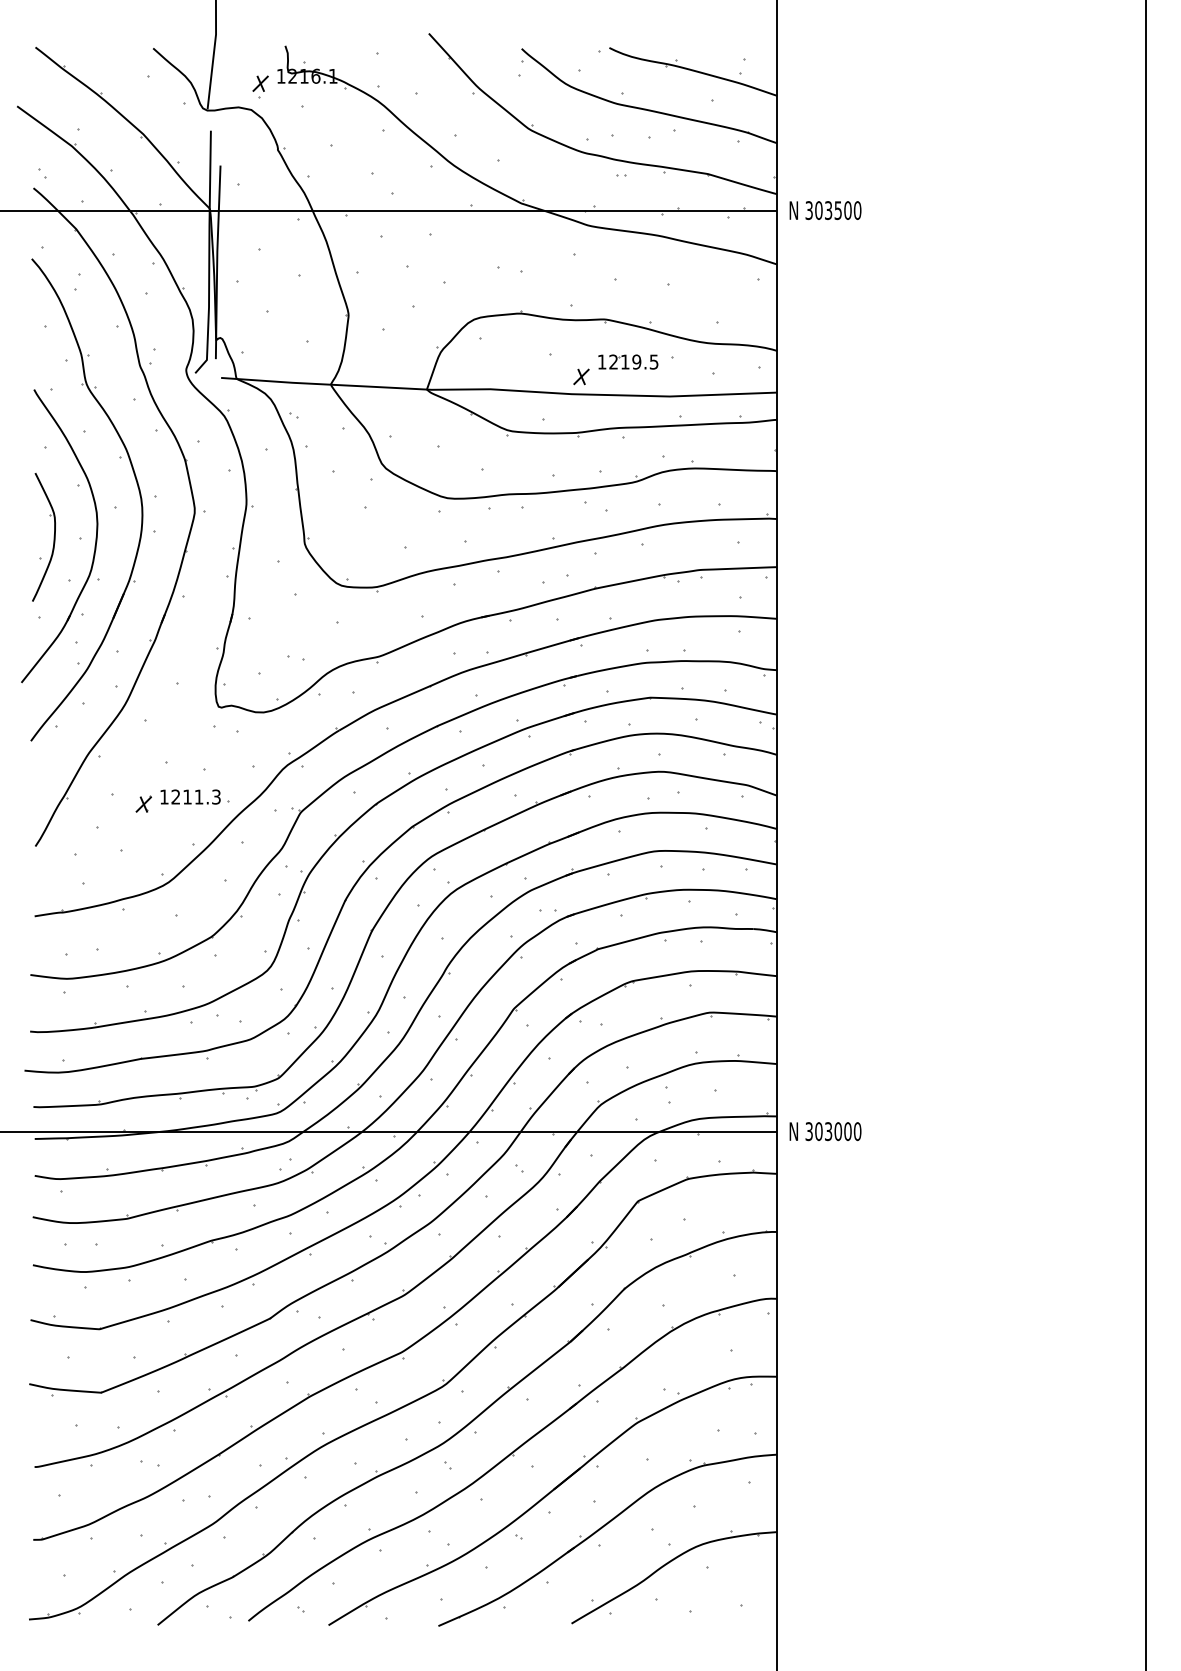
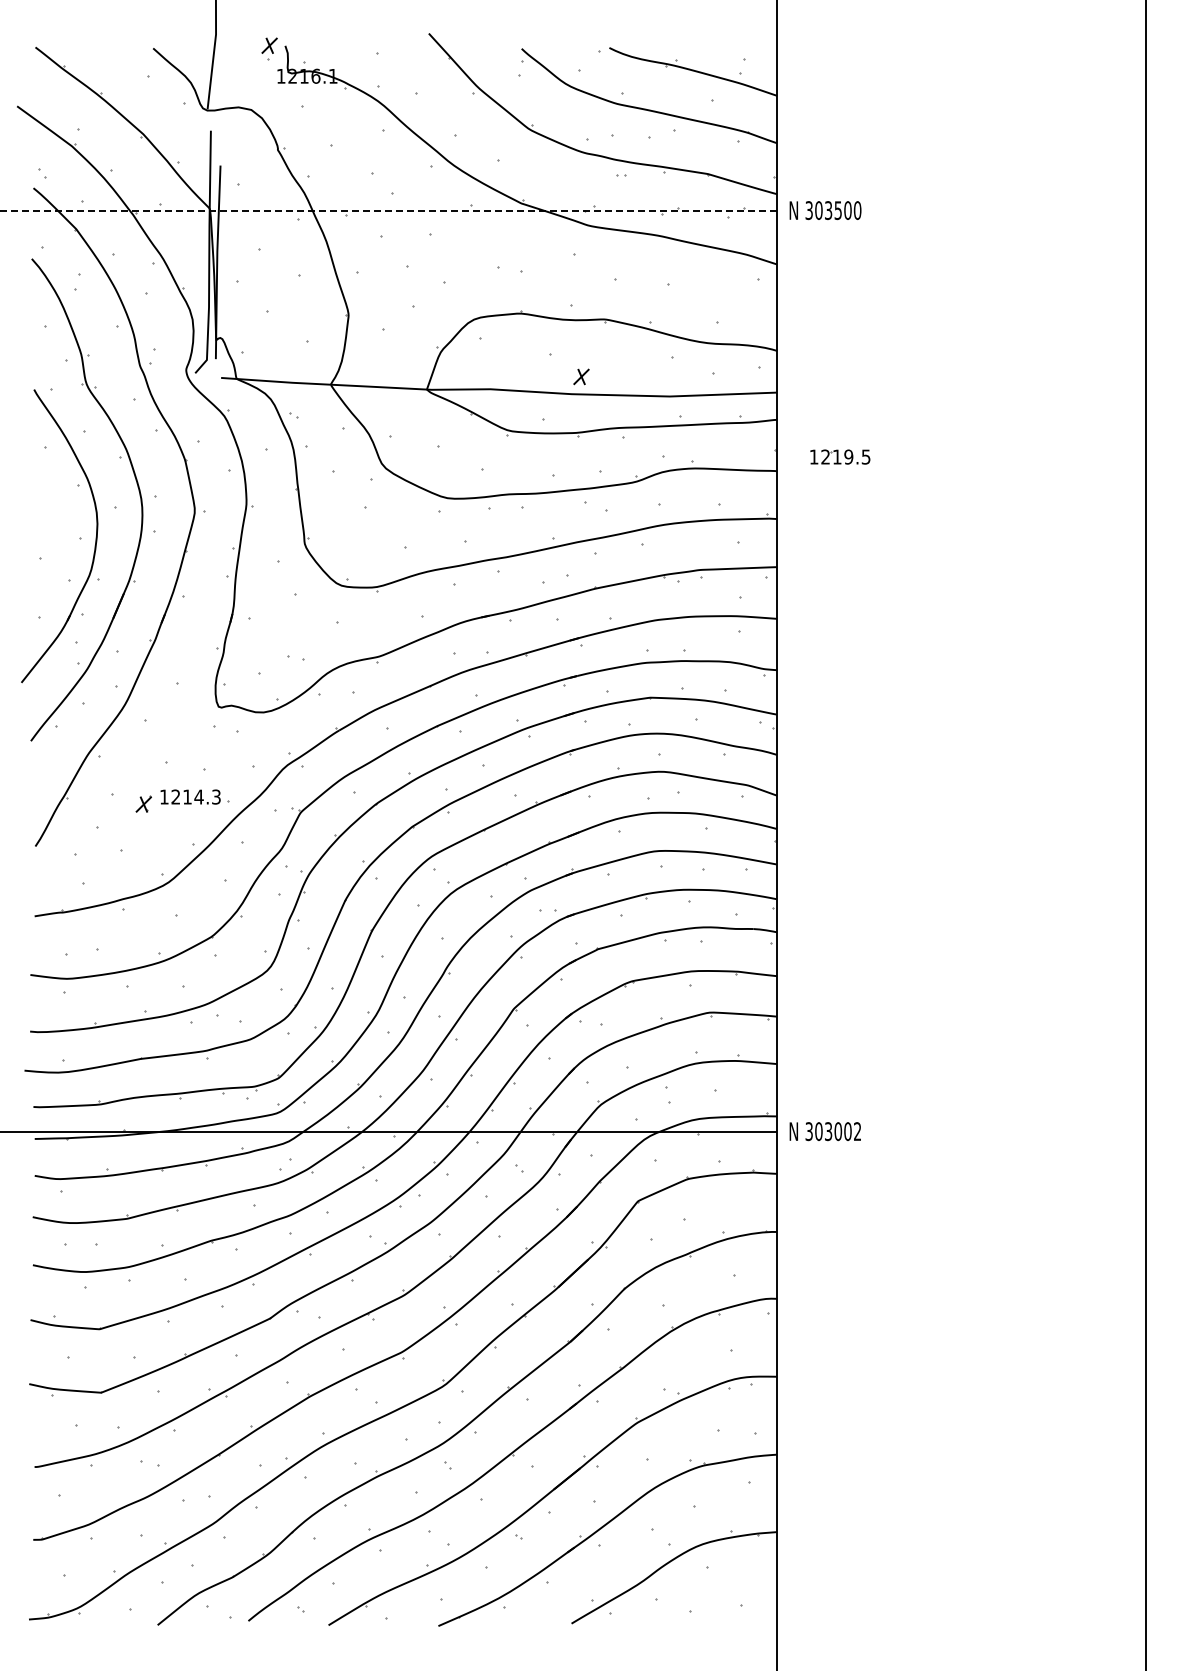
part position: (260, 86) -> (269, 48) (269, 48)
line: solid -> dashed (388, 210)
part position: (628, 361) -> (840, 456) (840, 456)
part: present -> none (53, 537)
text: 1211.3 -> 1214.3 (198, 796)
text: 303000 -> 303002 (857, 1131)
